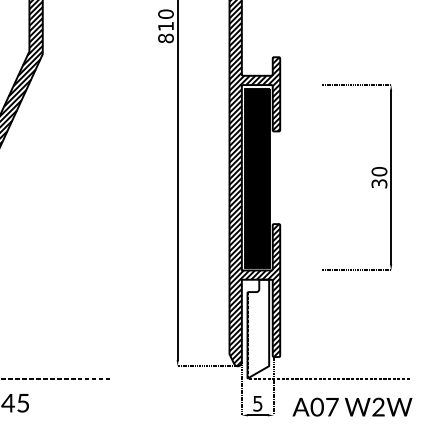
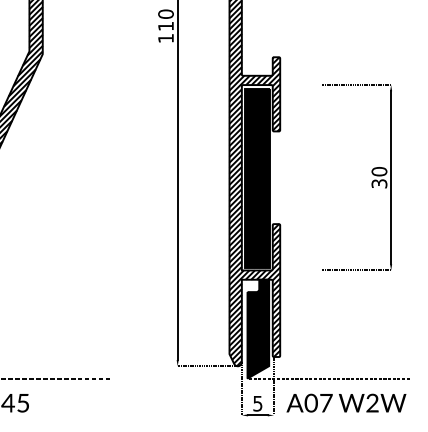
text: 810 -> 110 (165, 38)
fill: none -> present (258, 328)
text position: (352, 406) -> (346, 402) (346, 402)
